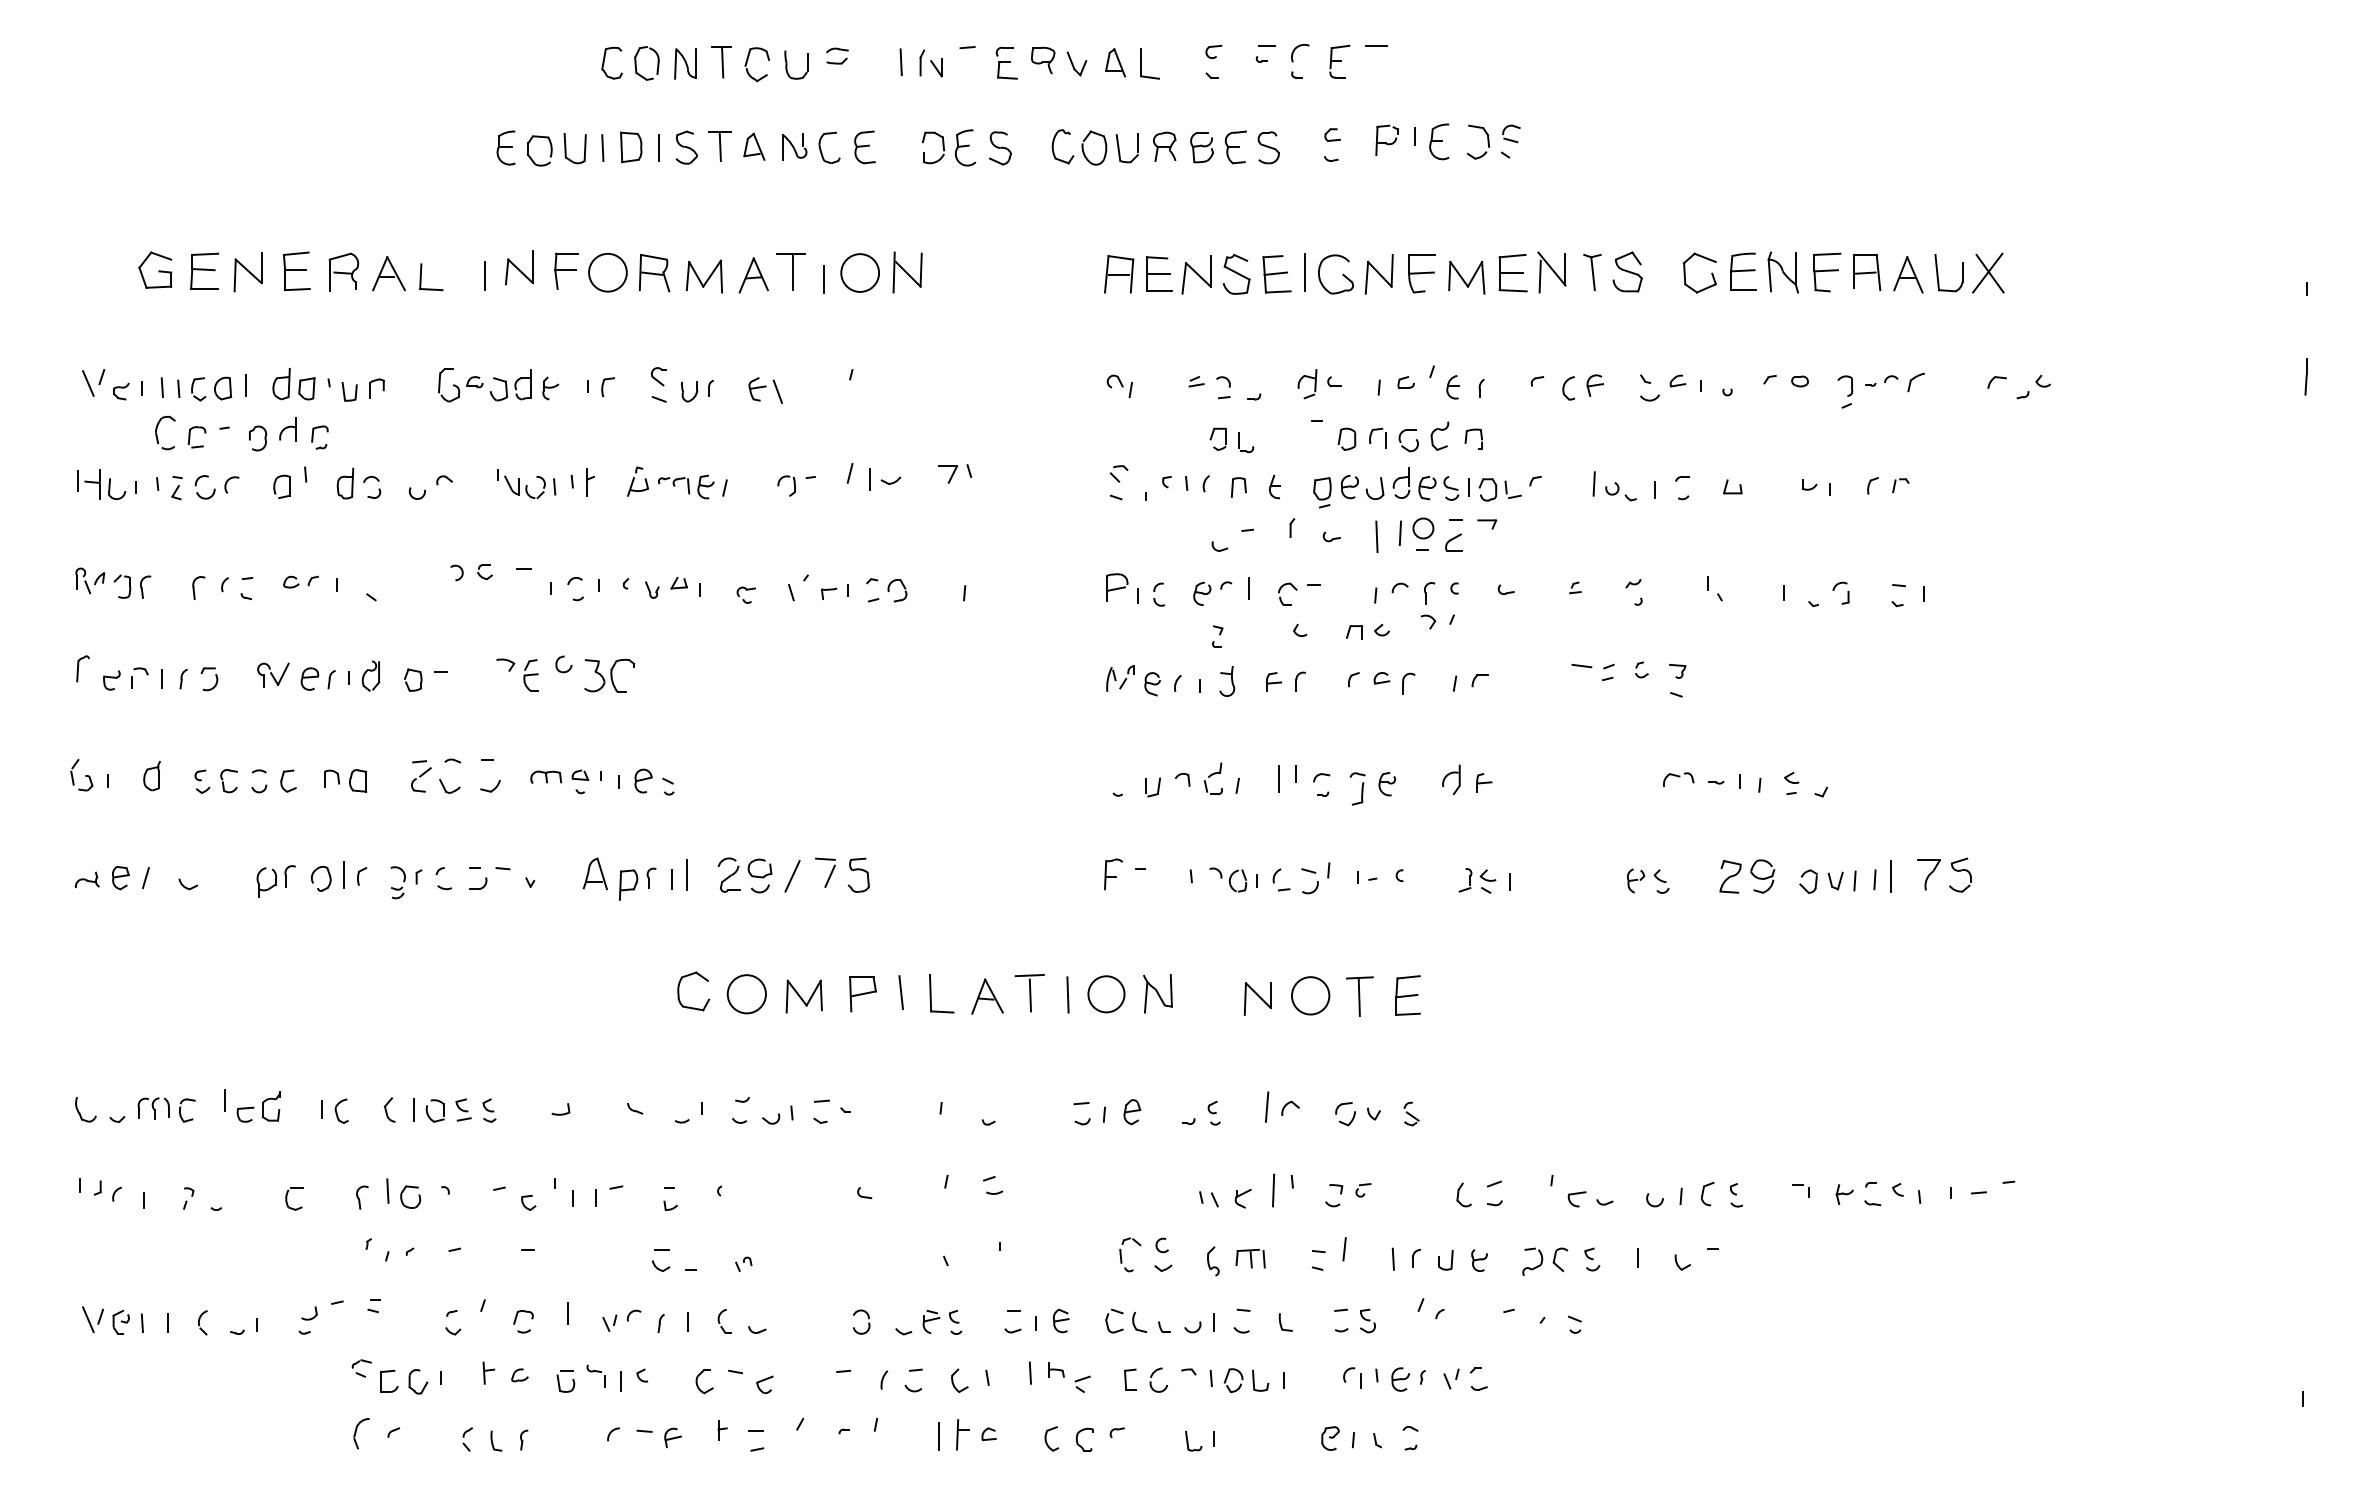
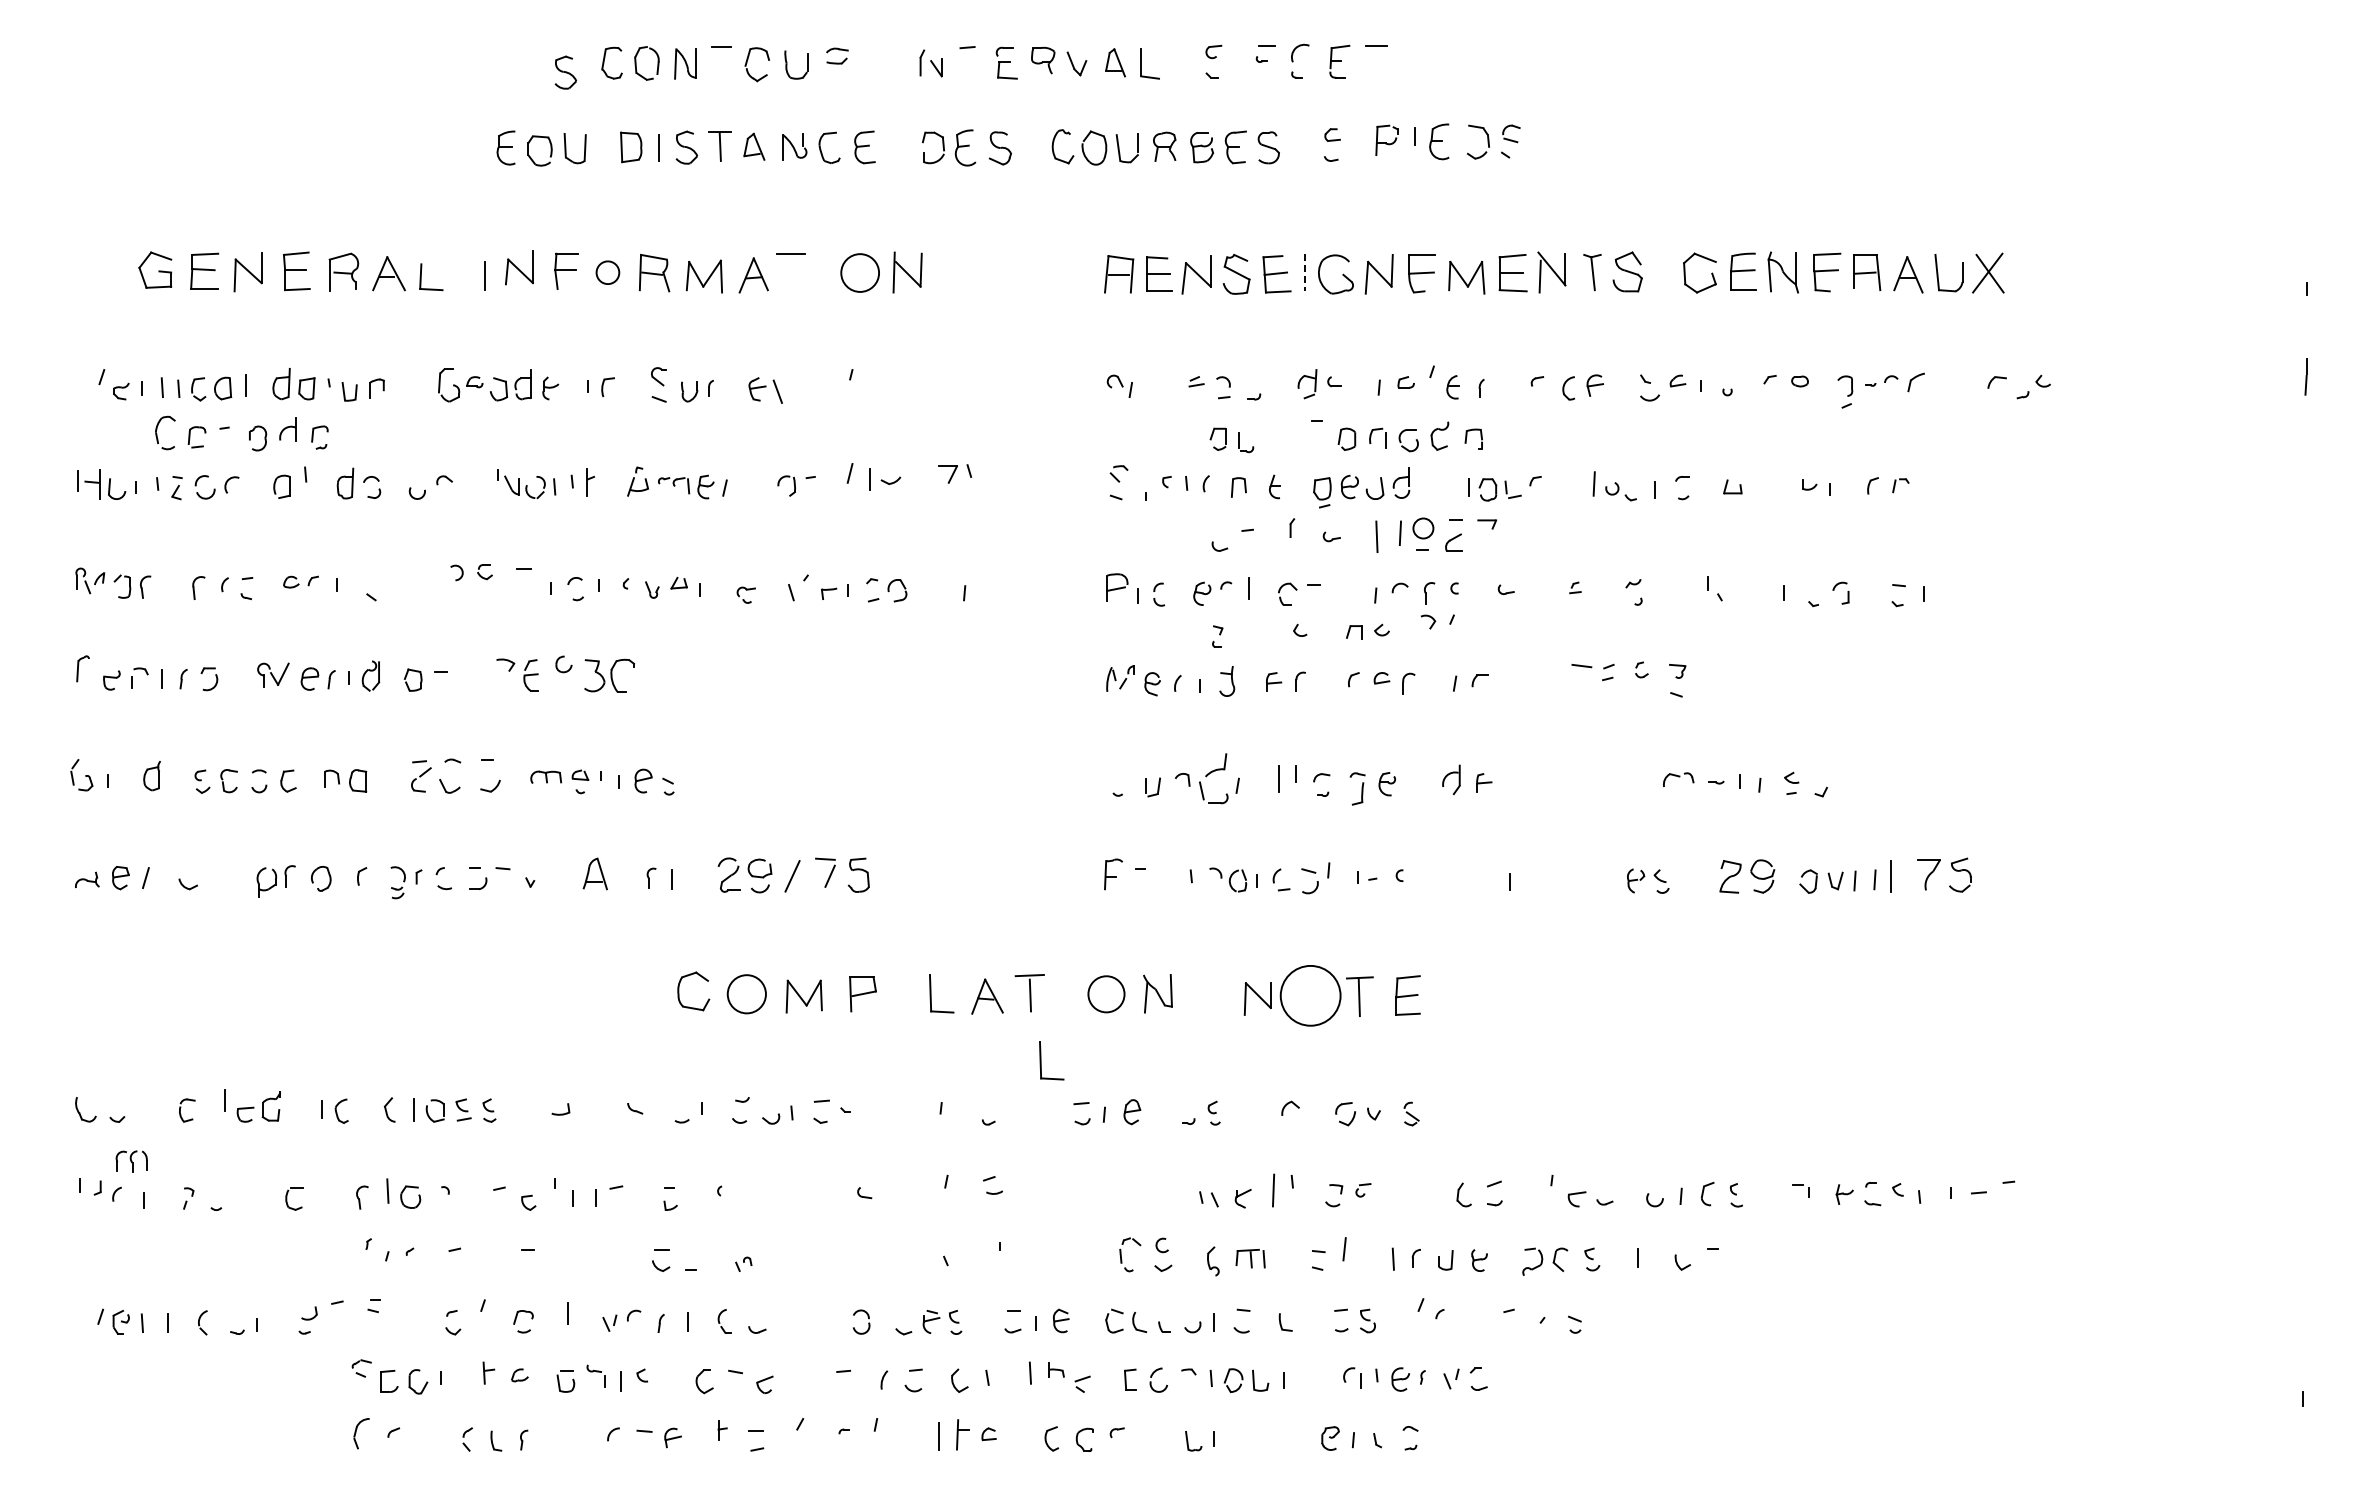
line: present -> none (722, 62)
line: present -> none (900, 62)
part: none -> present (565, 72)
line: present -> none (602, 147)
circle diameter: 38 px -> 23 px (607, 272)
line: present -> none (792, 272)
line: solid -> dashed (1304, 272)
line: present -> none (824, 278)
line: present -> none (88, 383)
part: present -> none (1438, 488)
part size: 20x34 px -> 30x52 px (1213, 778)
line: present -> none (686, 874)
line: present -> none (343, 875)
part: present -> none (1477, 880)
part: present -> none (628, 884)
line: present -> none (900, 992)
line: present -> none (1067, 994)
circle diameter: 37 px -> 60 px (1310, 995)
part: none -> present (1041, 1060)
line: present -> none (1266, 1106)
part position: (153, 1108) -> (131, 1161) (131, 1161)
line: present -> none (88, 1319)
